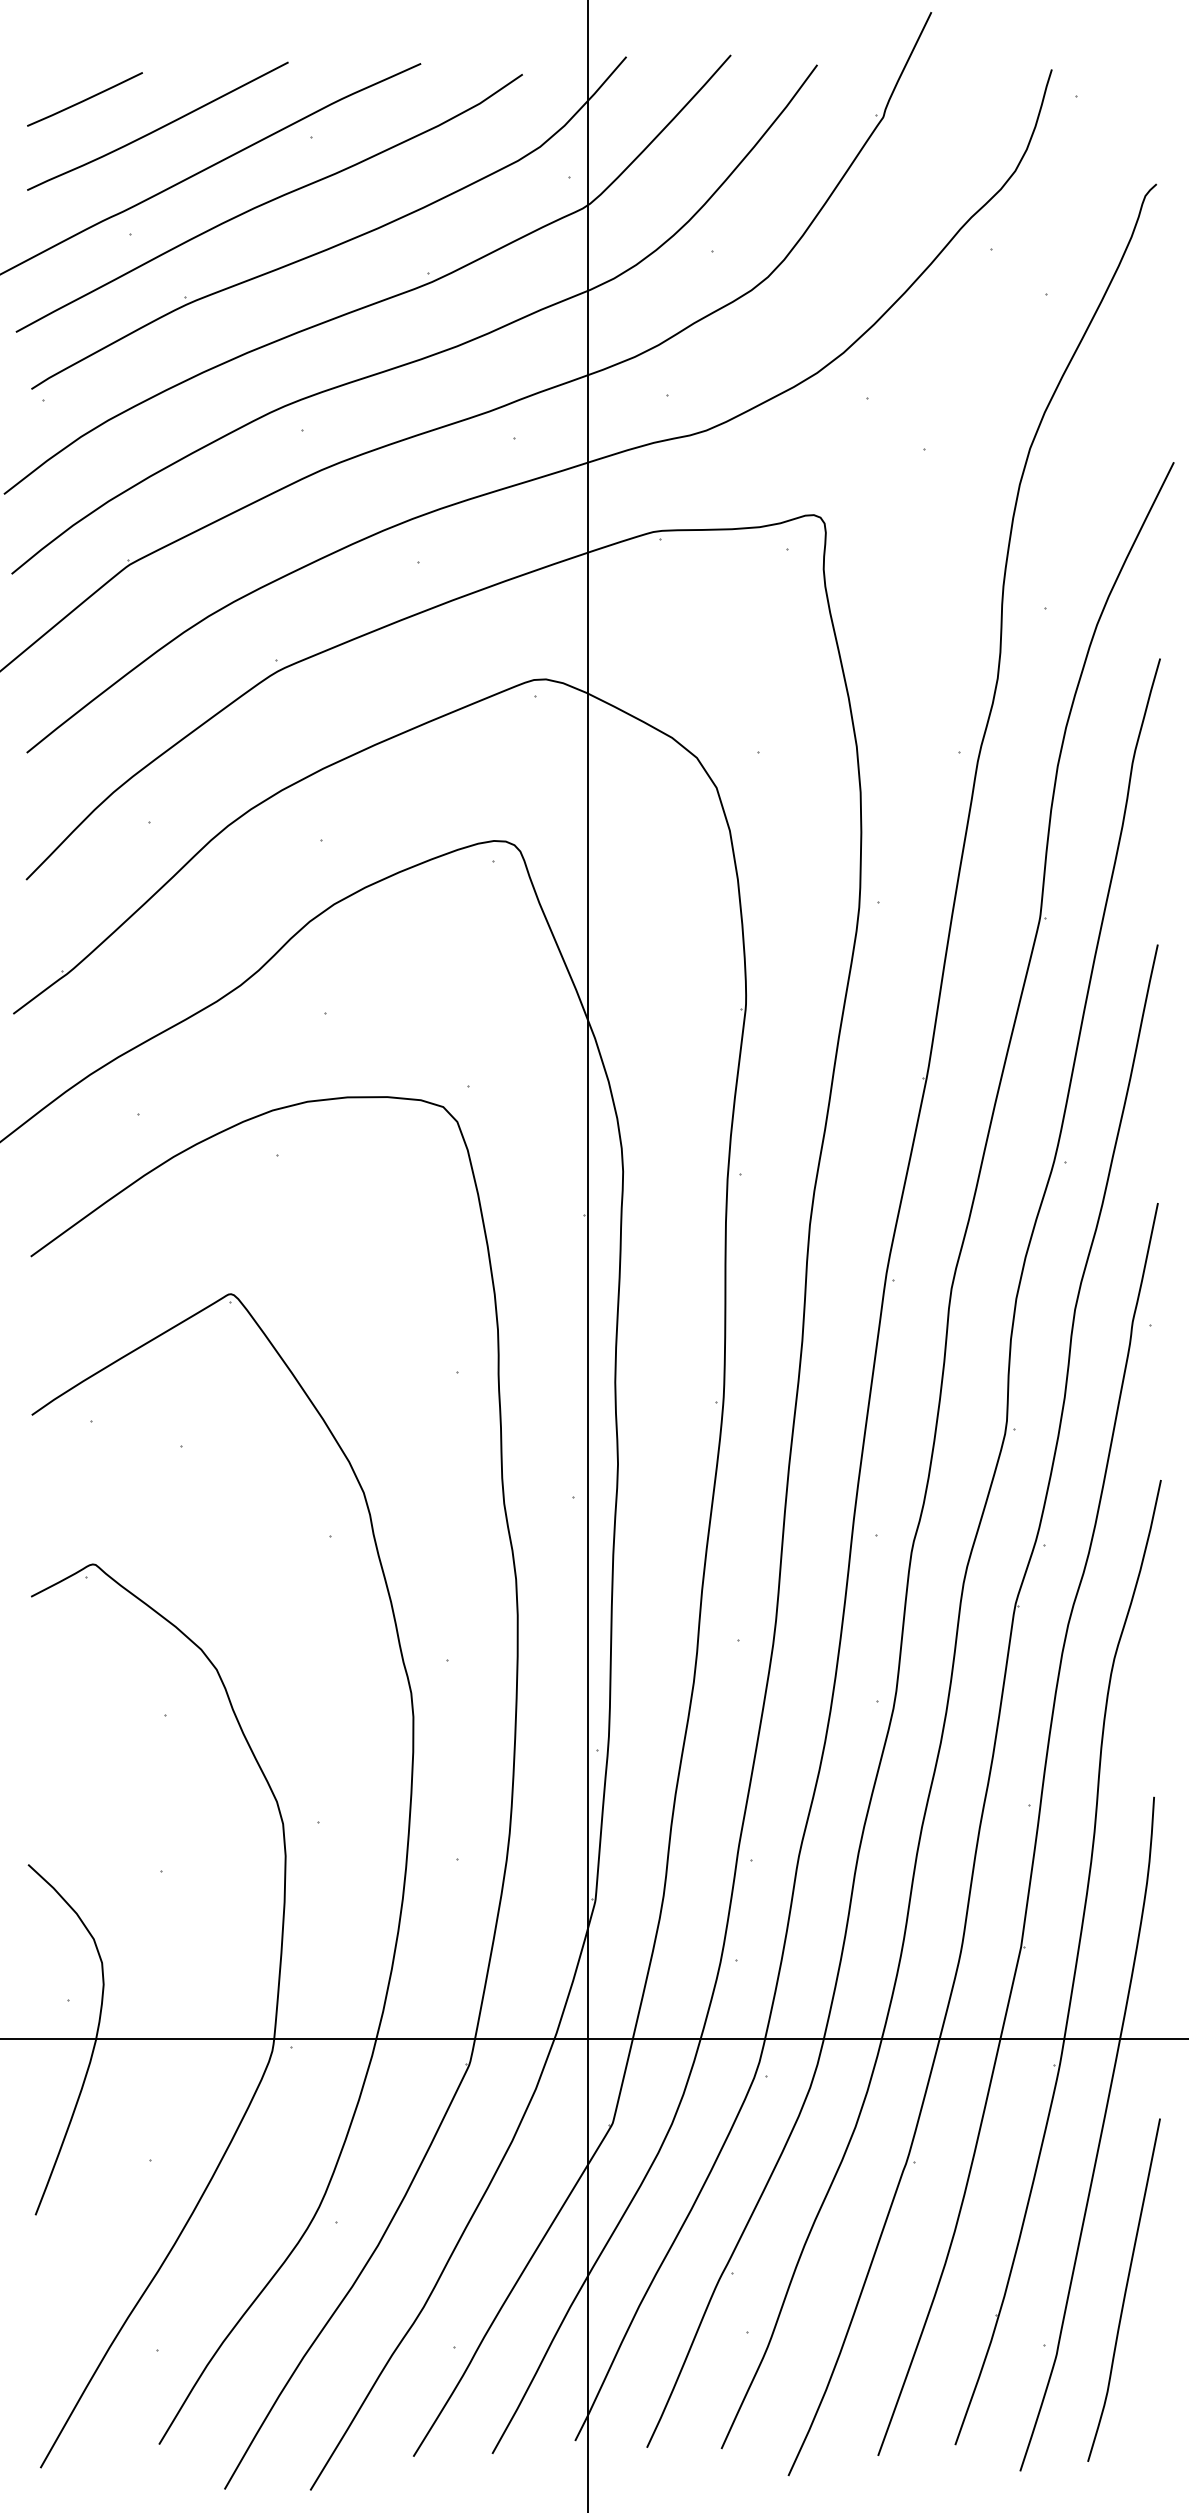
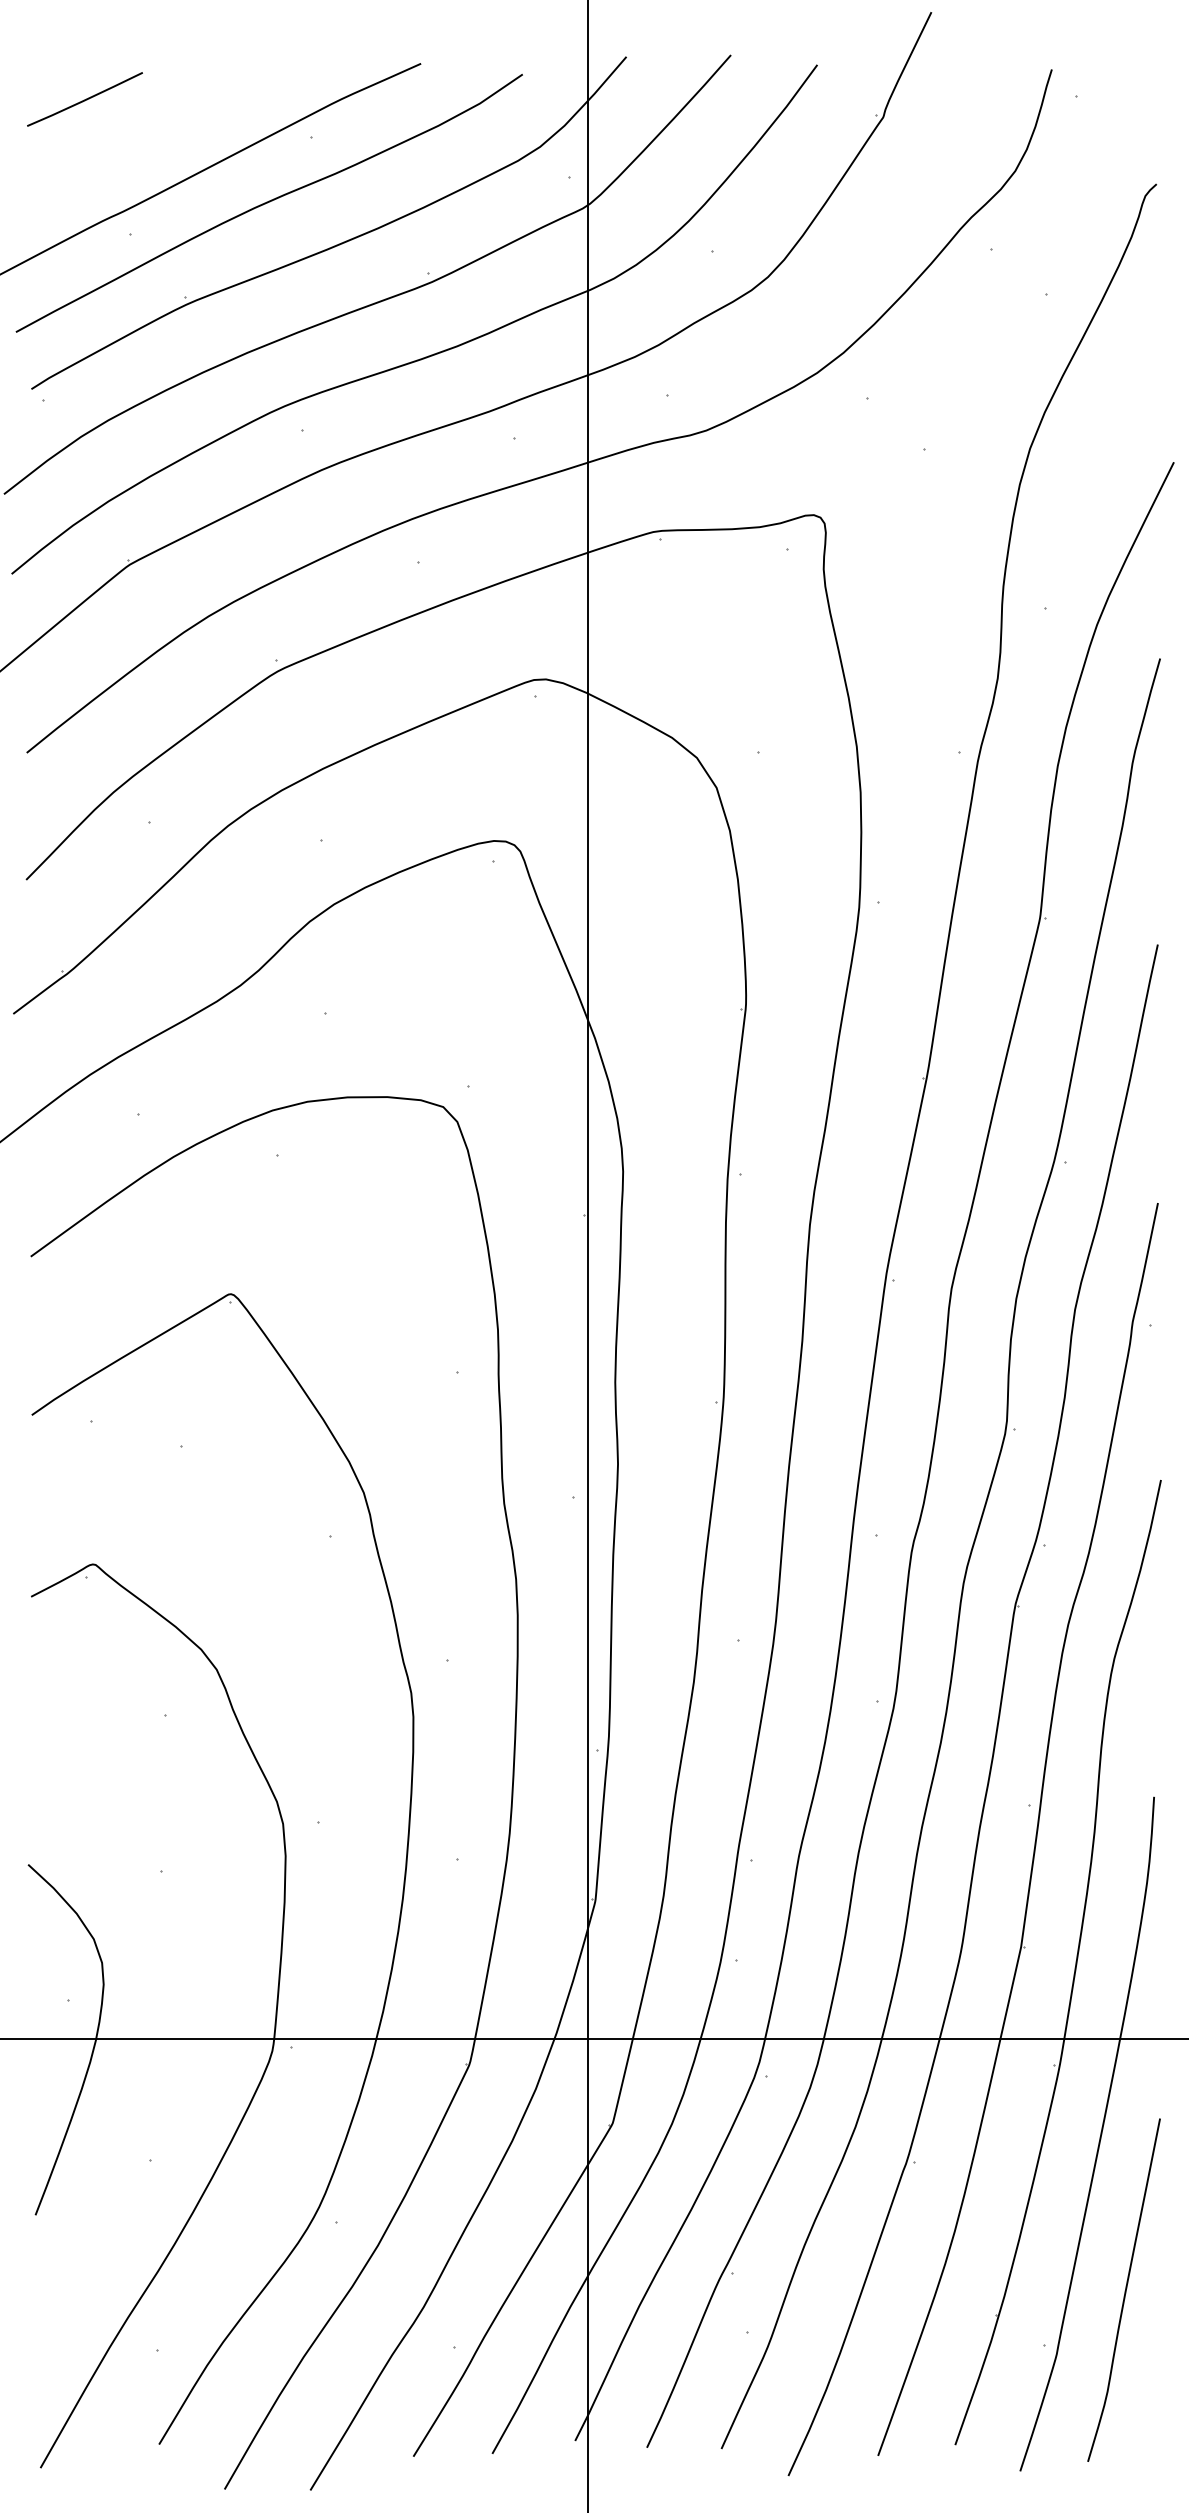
curve: present -> none (159, 127)
